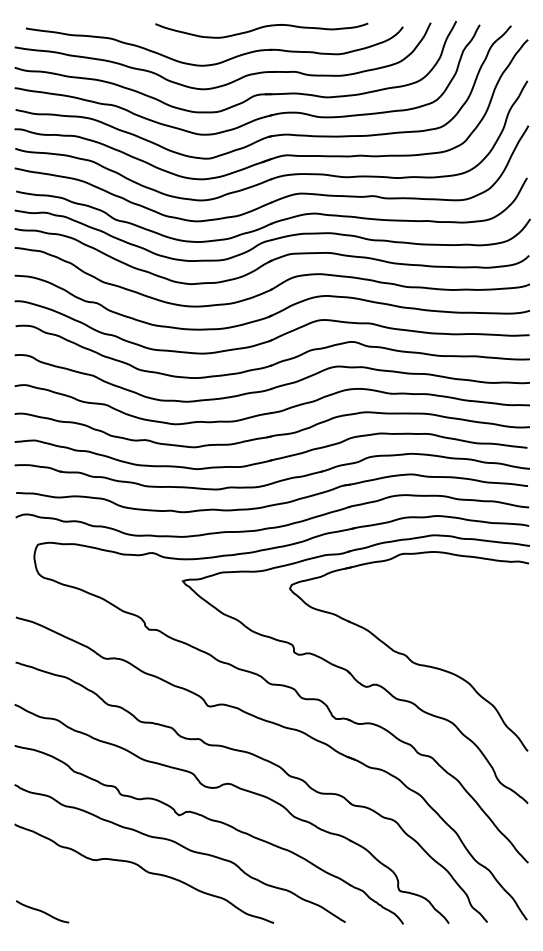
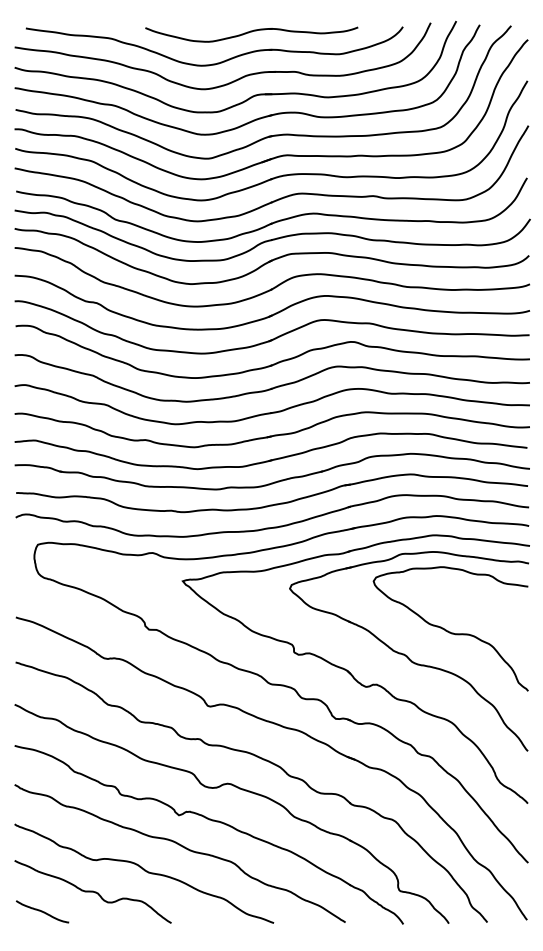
part position: (261, 30) -> (251, 34) (251, 34)
curve: none -> present (448, 630)
curve: none -> present (92, 891)
